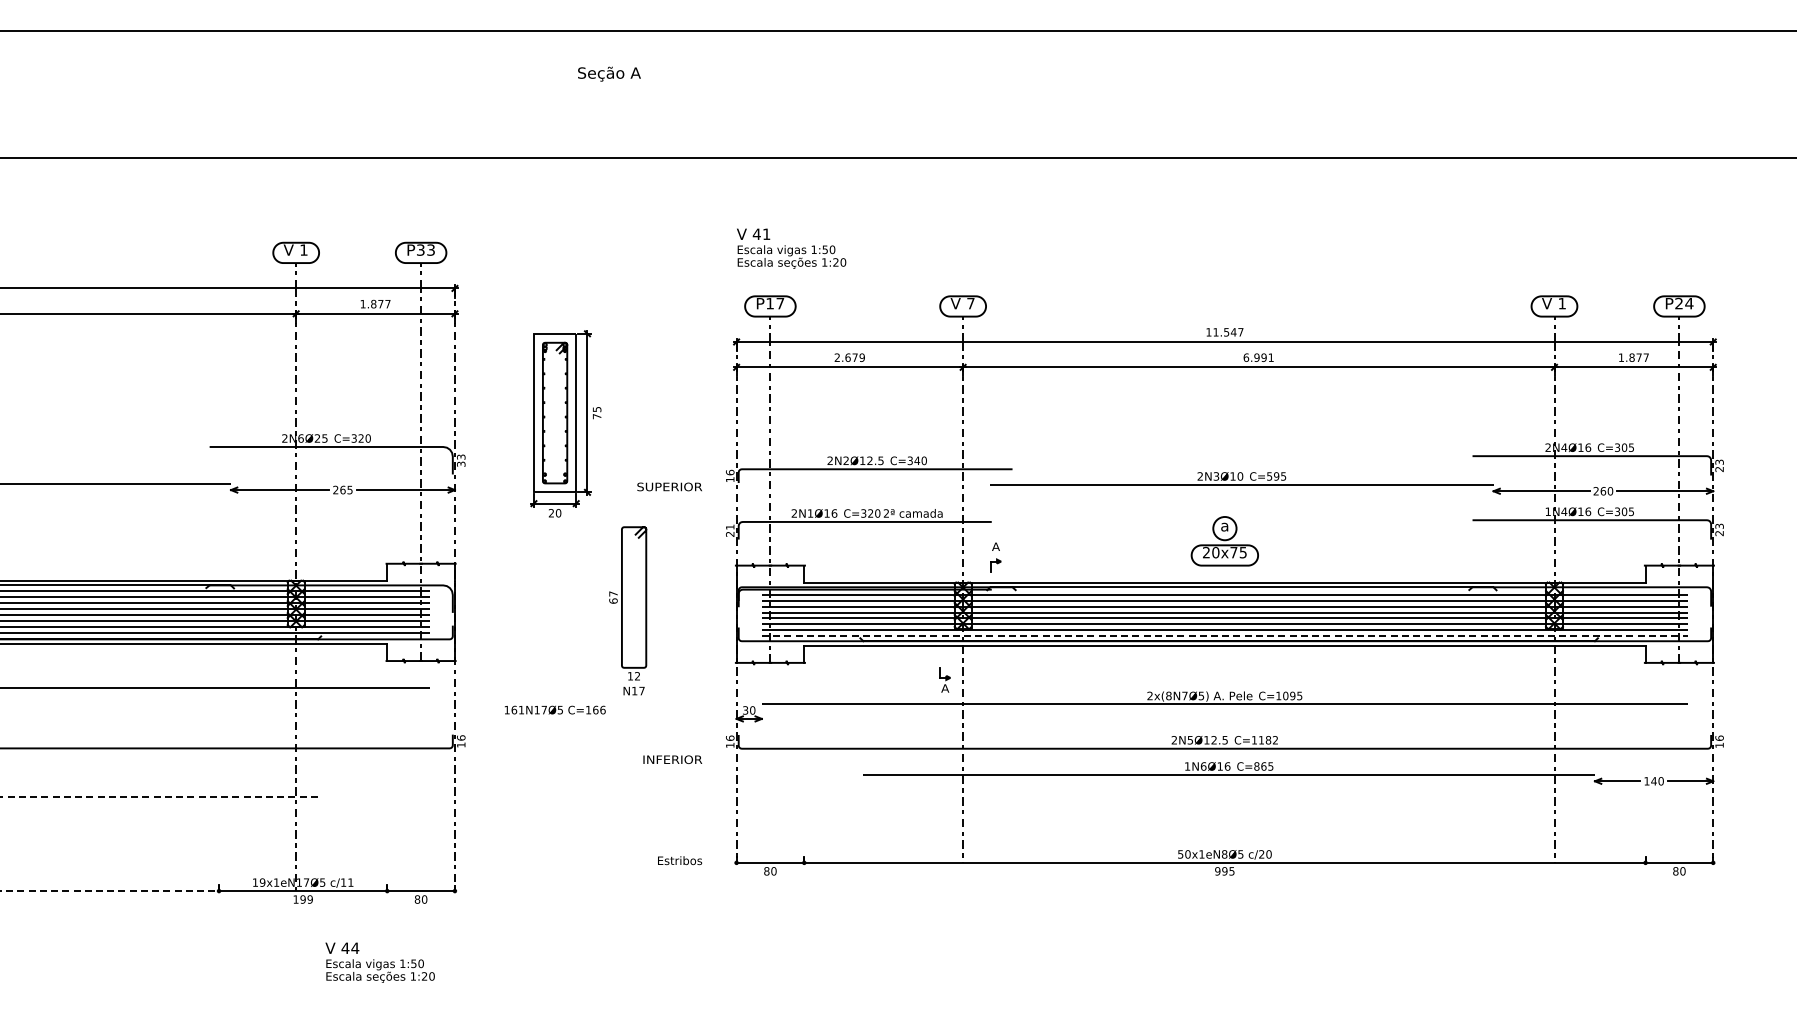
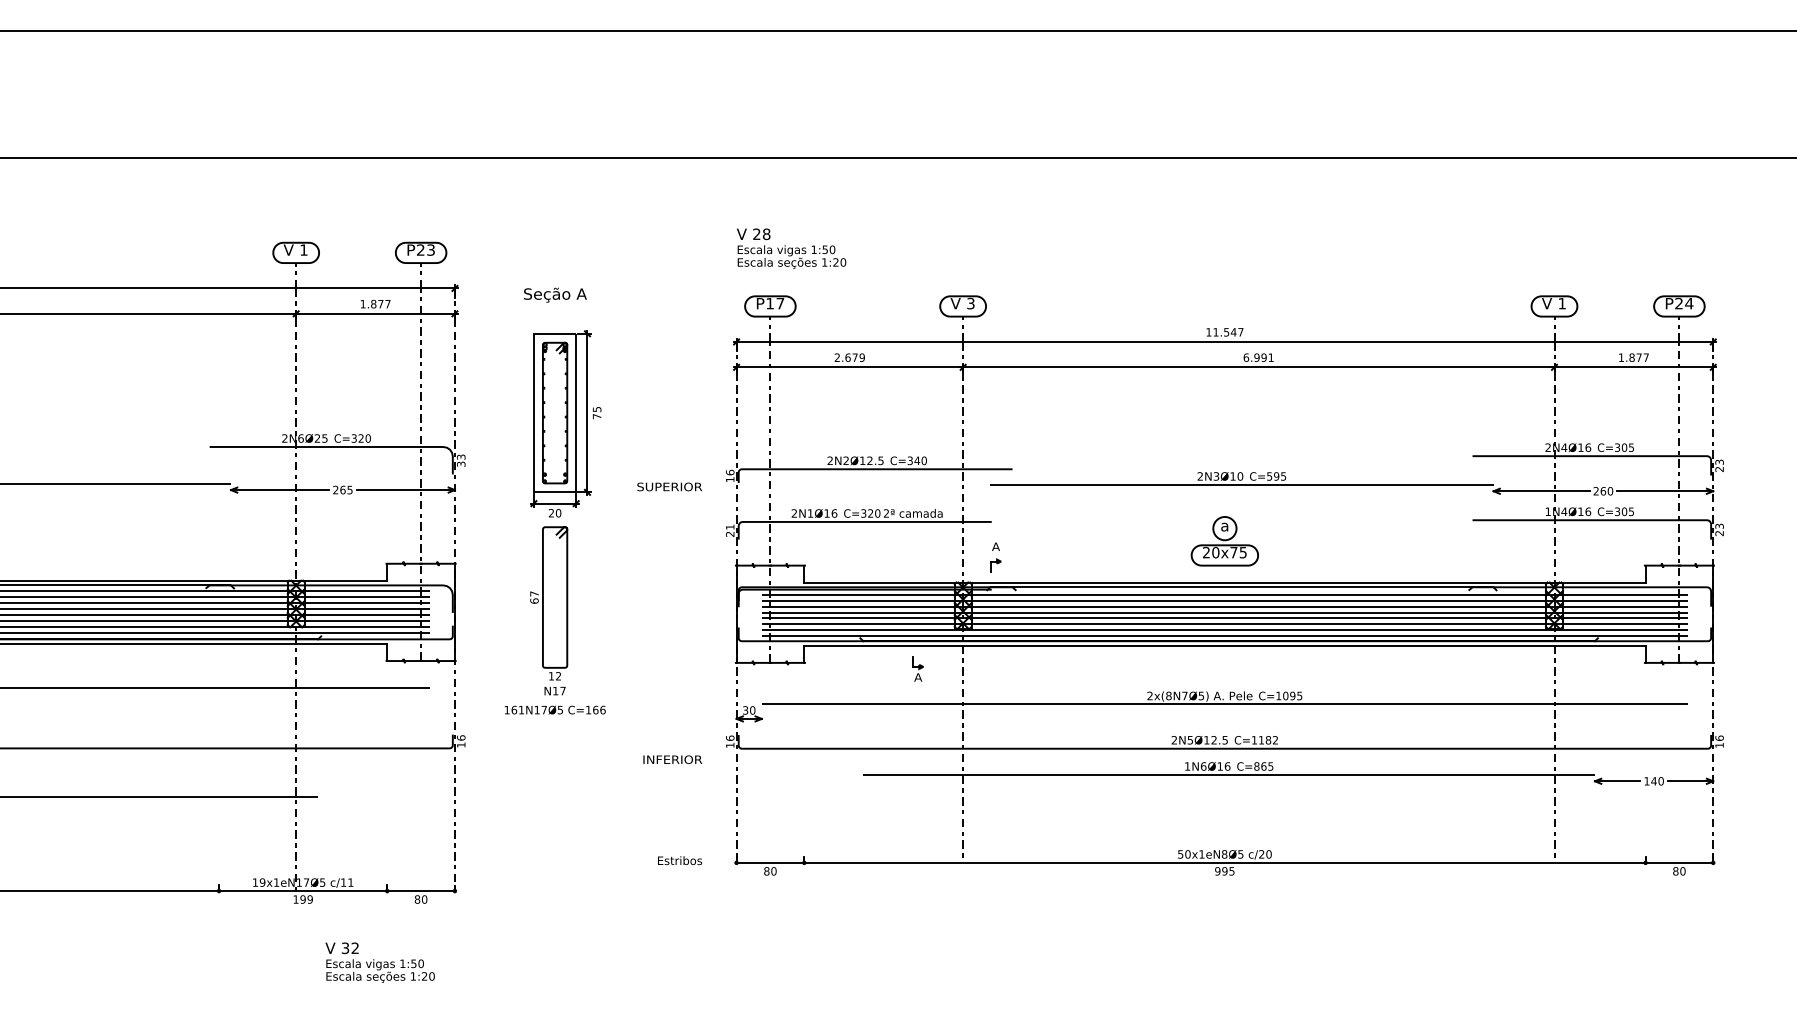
text position: (609, 73) -> (555, 294) (555, 294)
text: 41 -> 28 (761, 234)
text: P33 -> P23 (420, 249)
text: 7 -> 3 (970, 303)
part position: (628, 610) -> (549, 610) (549, 610)
line: dashed -> solid (1225, 635)
part position: (944, 679) -> (917, 668) (917, 668)
line: dashed -> solid (159, 797)
line: dashed -> solid (114, 891)
text: 44 -> 32 (350, 948)
